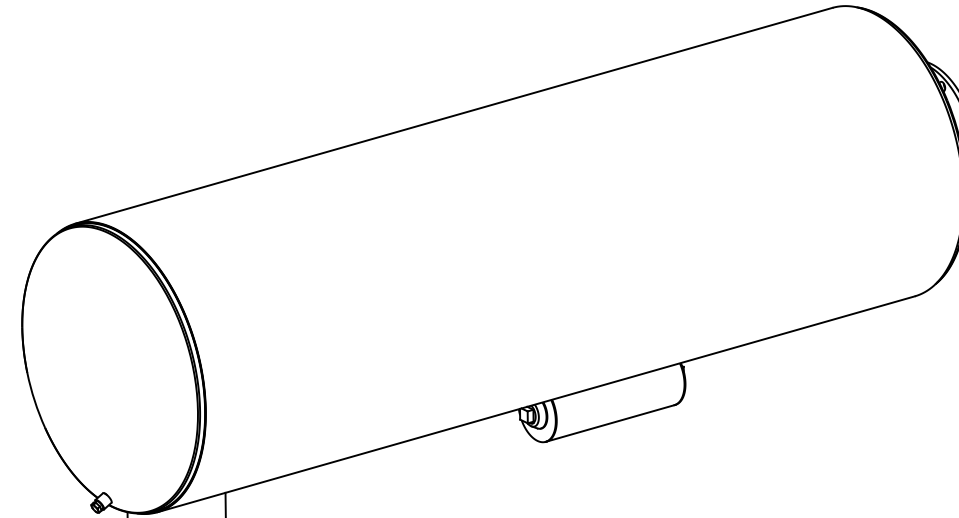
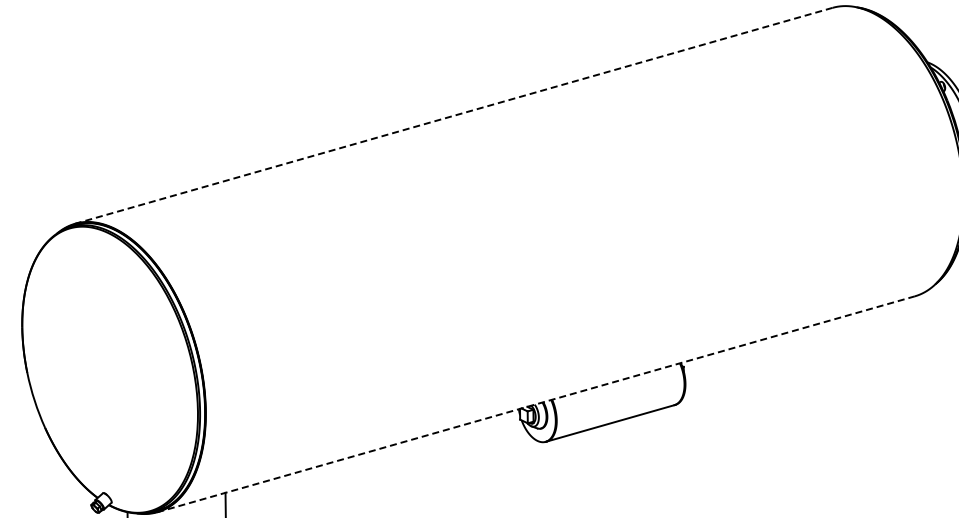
line: solid -> dashed (453, 115)
line: solid -> dashed (536, 404)
